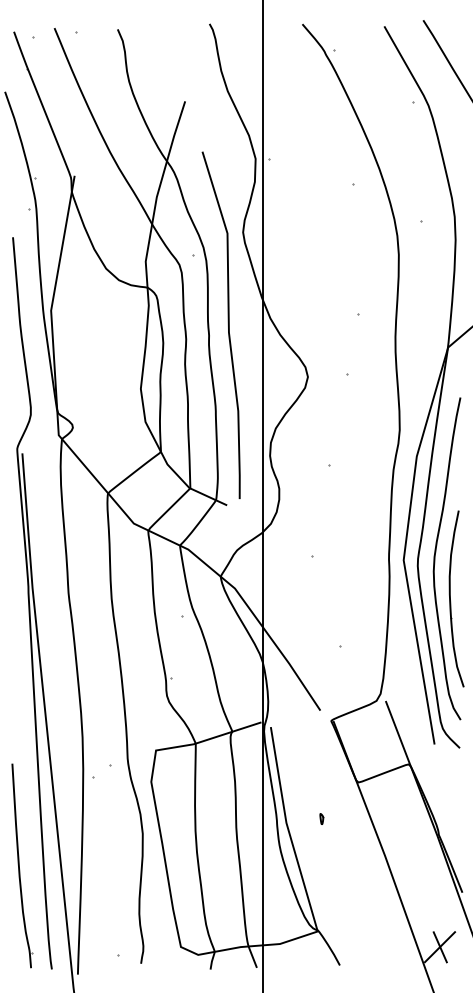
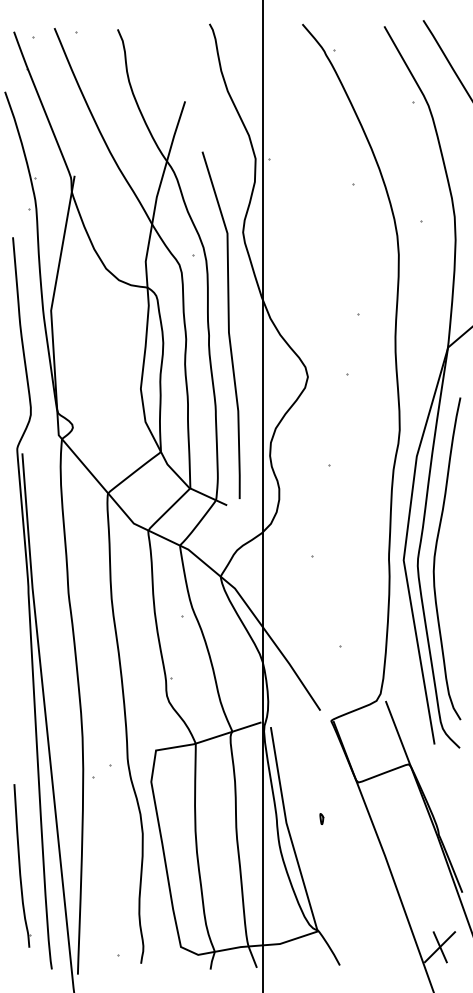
part: present -> none (456, 598)
part size: 23x206 px -> 19x164 px (22, 865)
